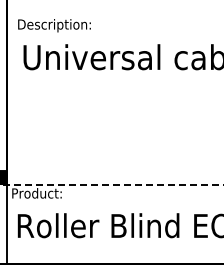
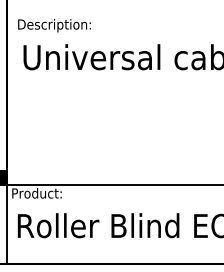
line: dashed -> solid (112, 185)
